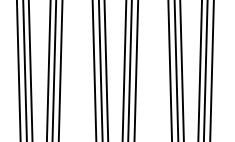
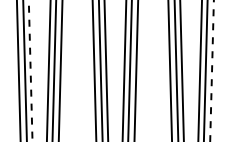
line: solid -> dashed (30, 70)
line: solid -> dashed (212, 70)
